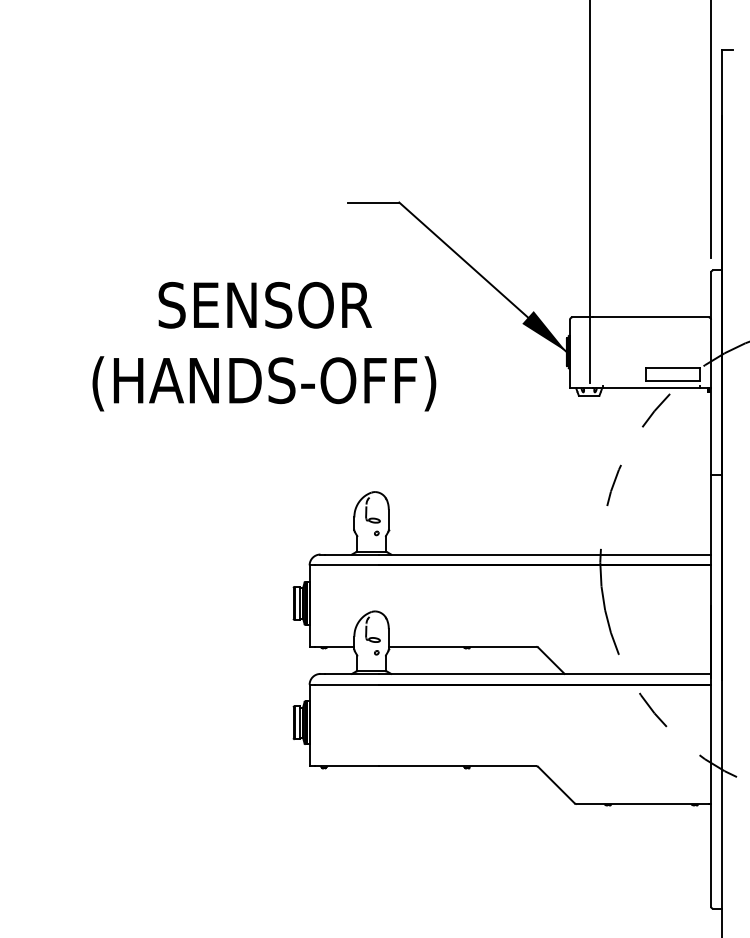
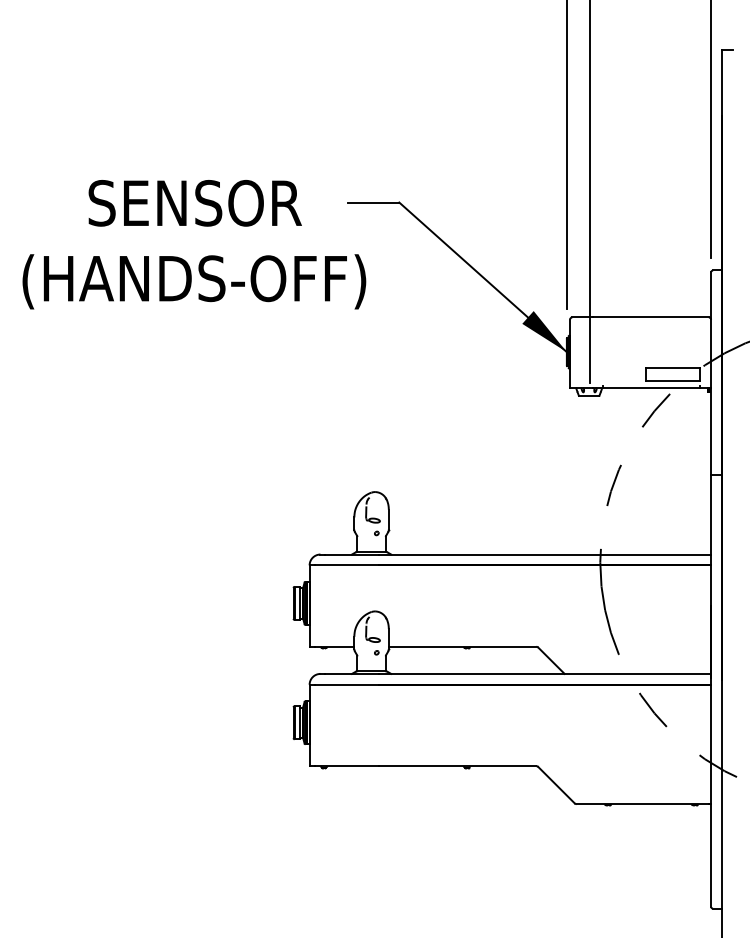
line: none -> present (566, 155)
text position: (264, 346) -> (194, 244) (194, 244)
